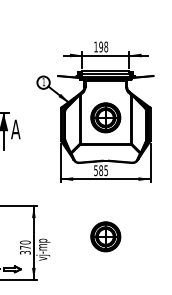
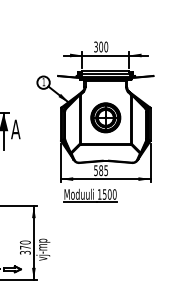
text: 198 -> 300 (101, 46)
part: none -> present (90, 195)
part: present -> none (105, 236)
